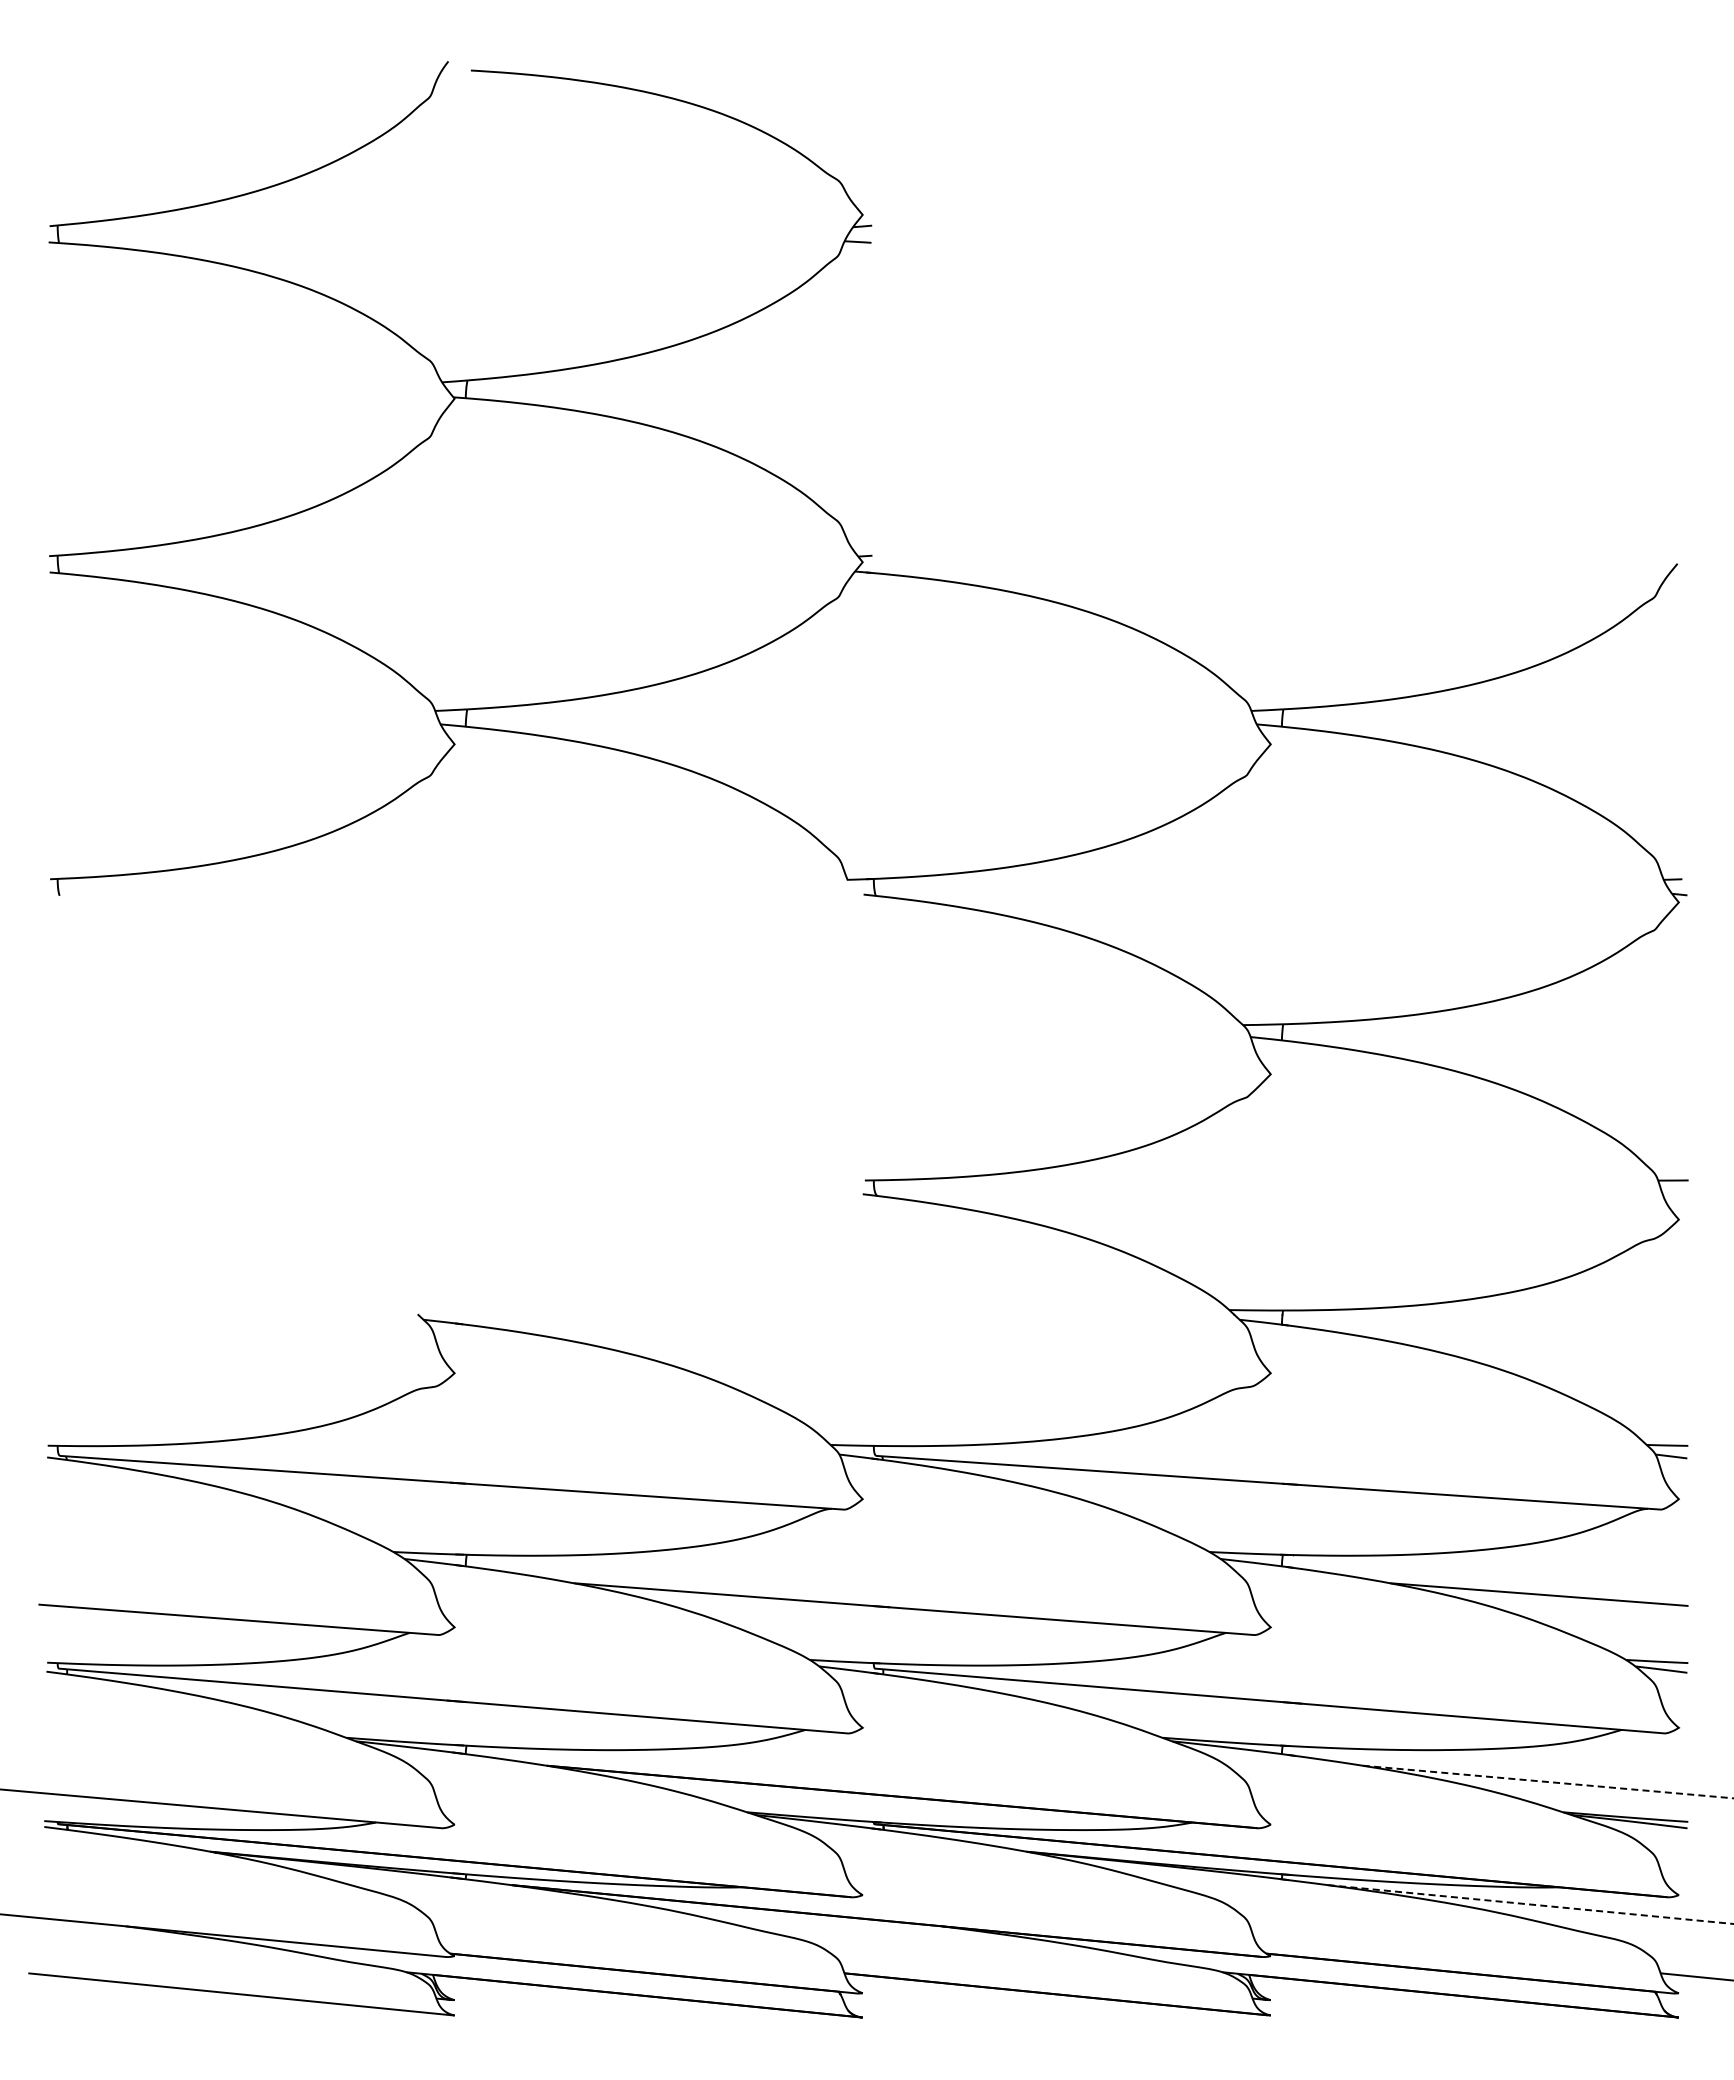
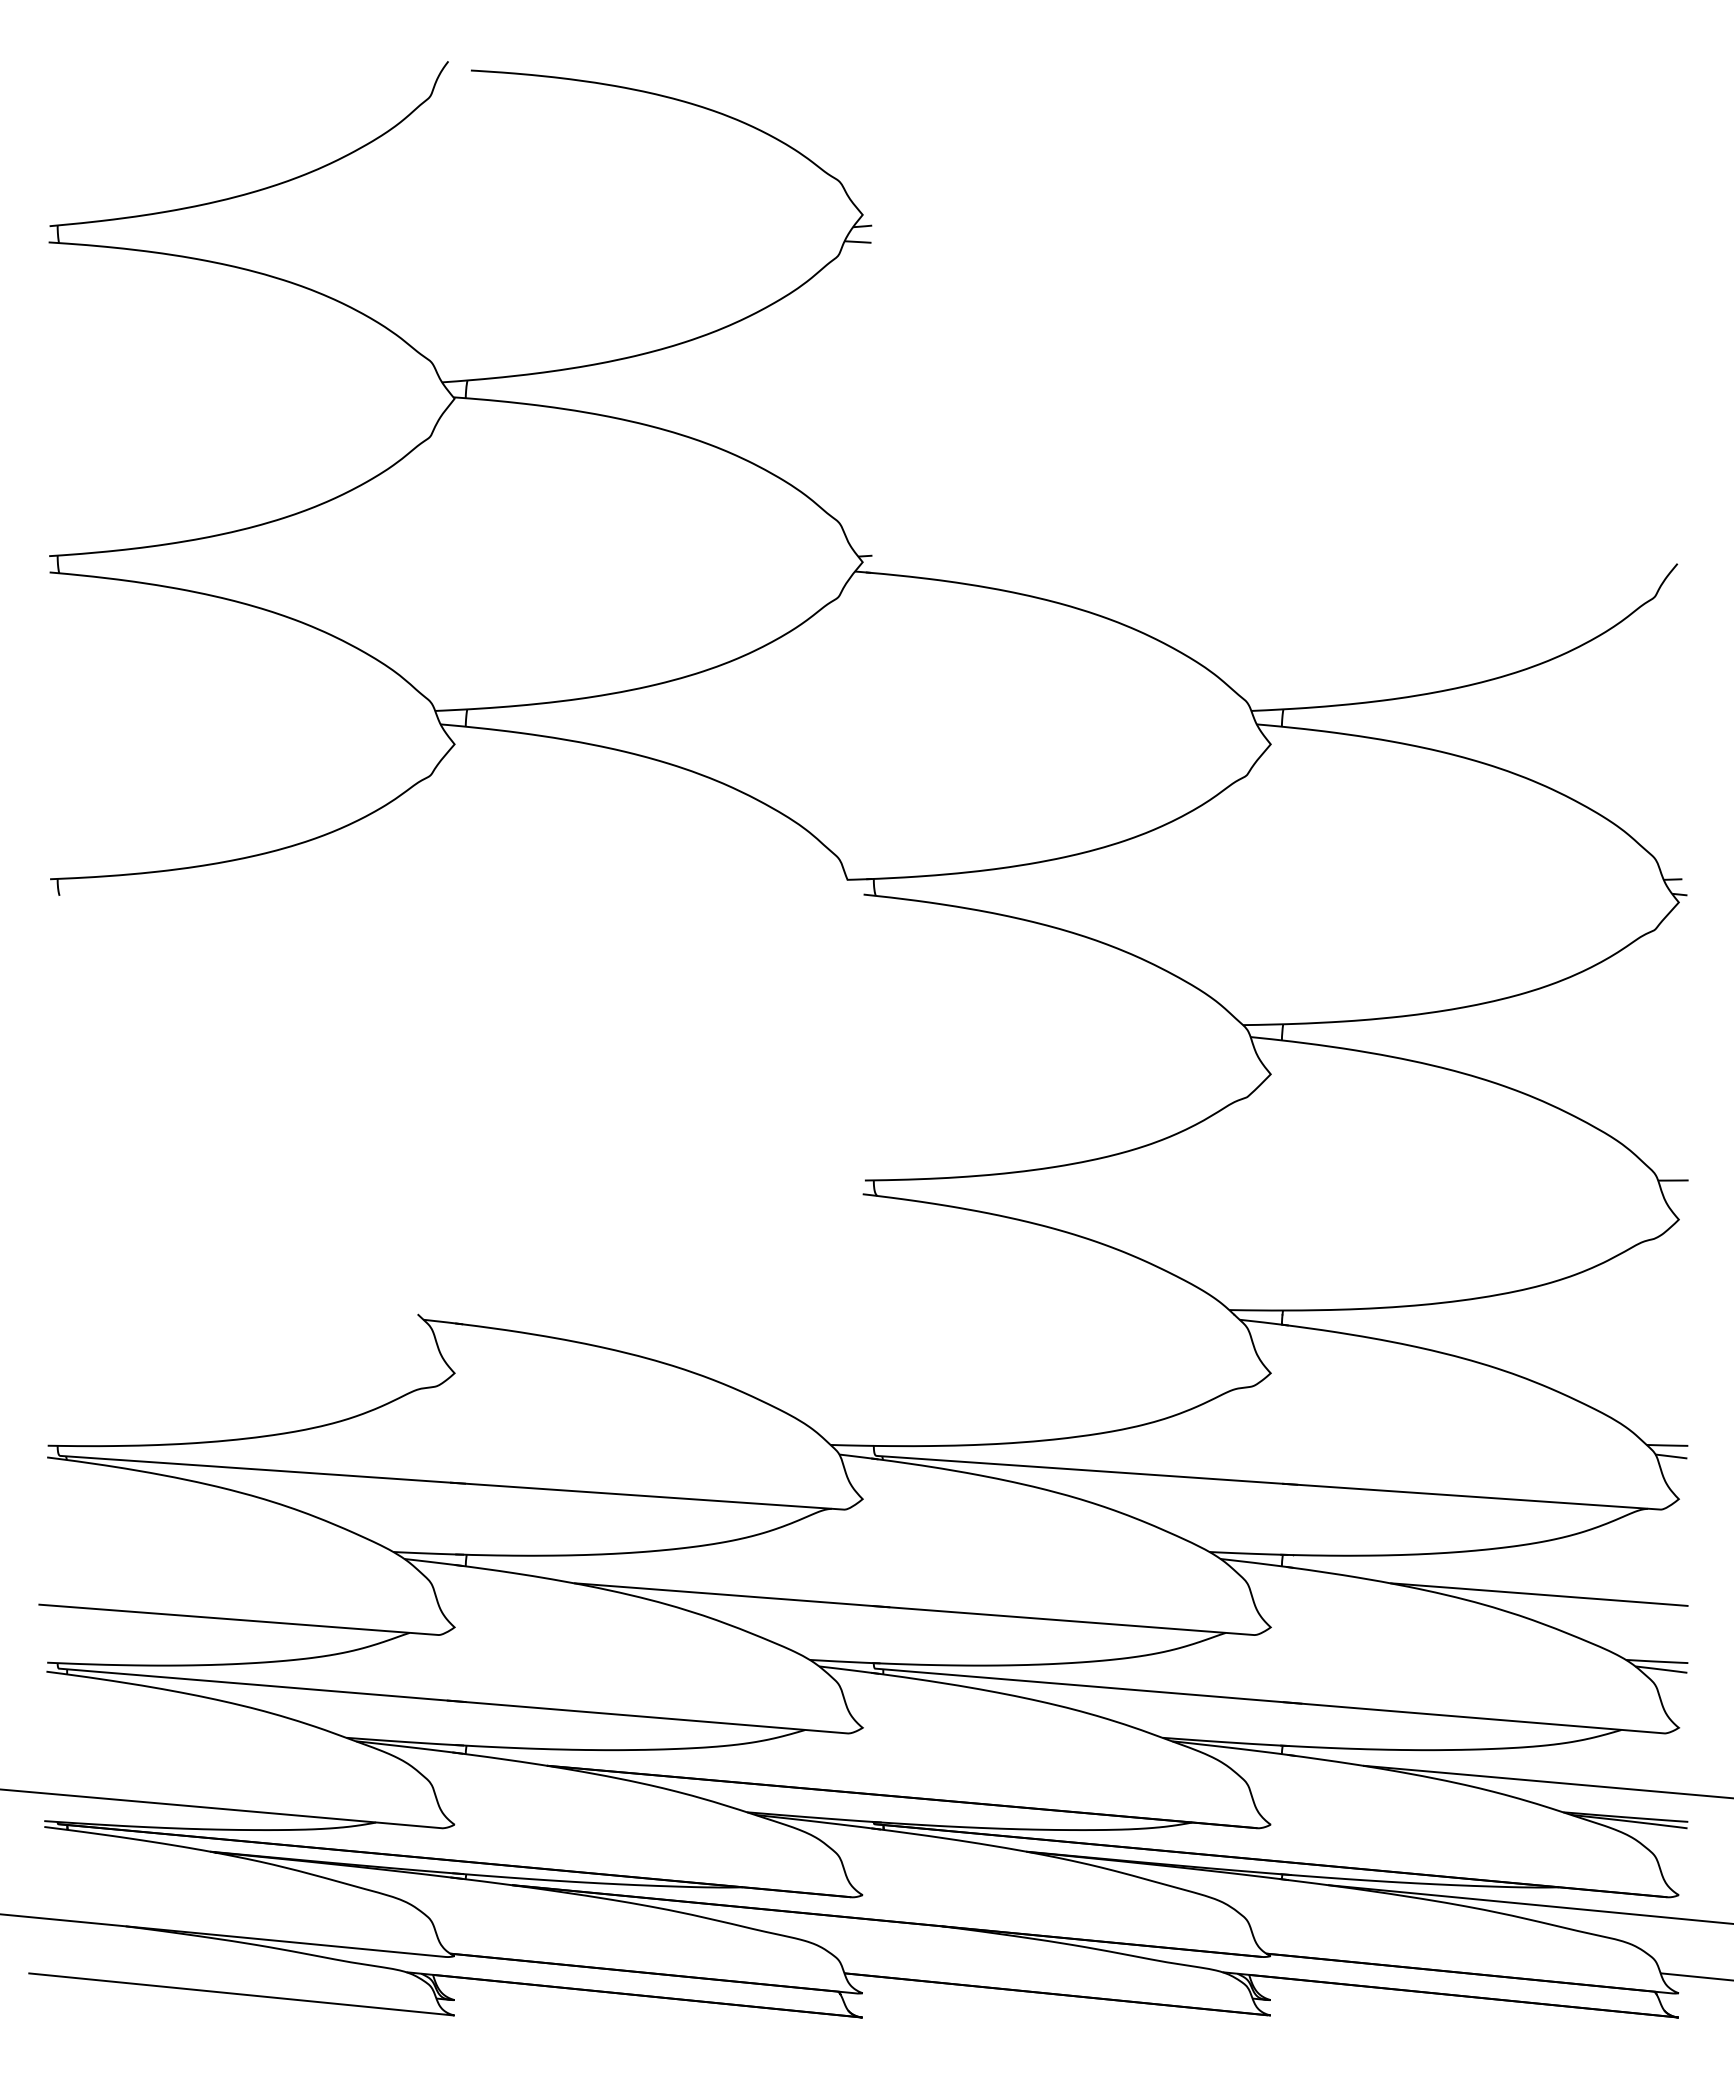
line: dashed -> solid (1548, 1782)
line: dashed -> solid (1530, 1904)
